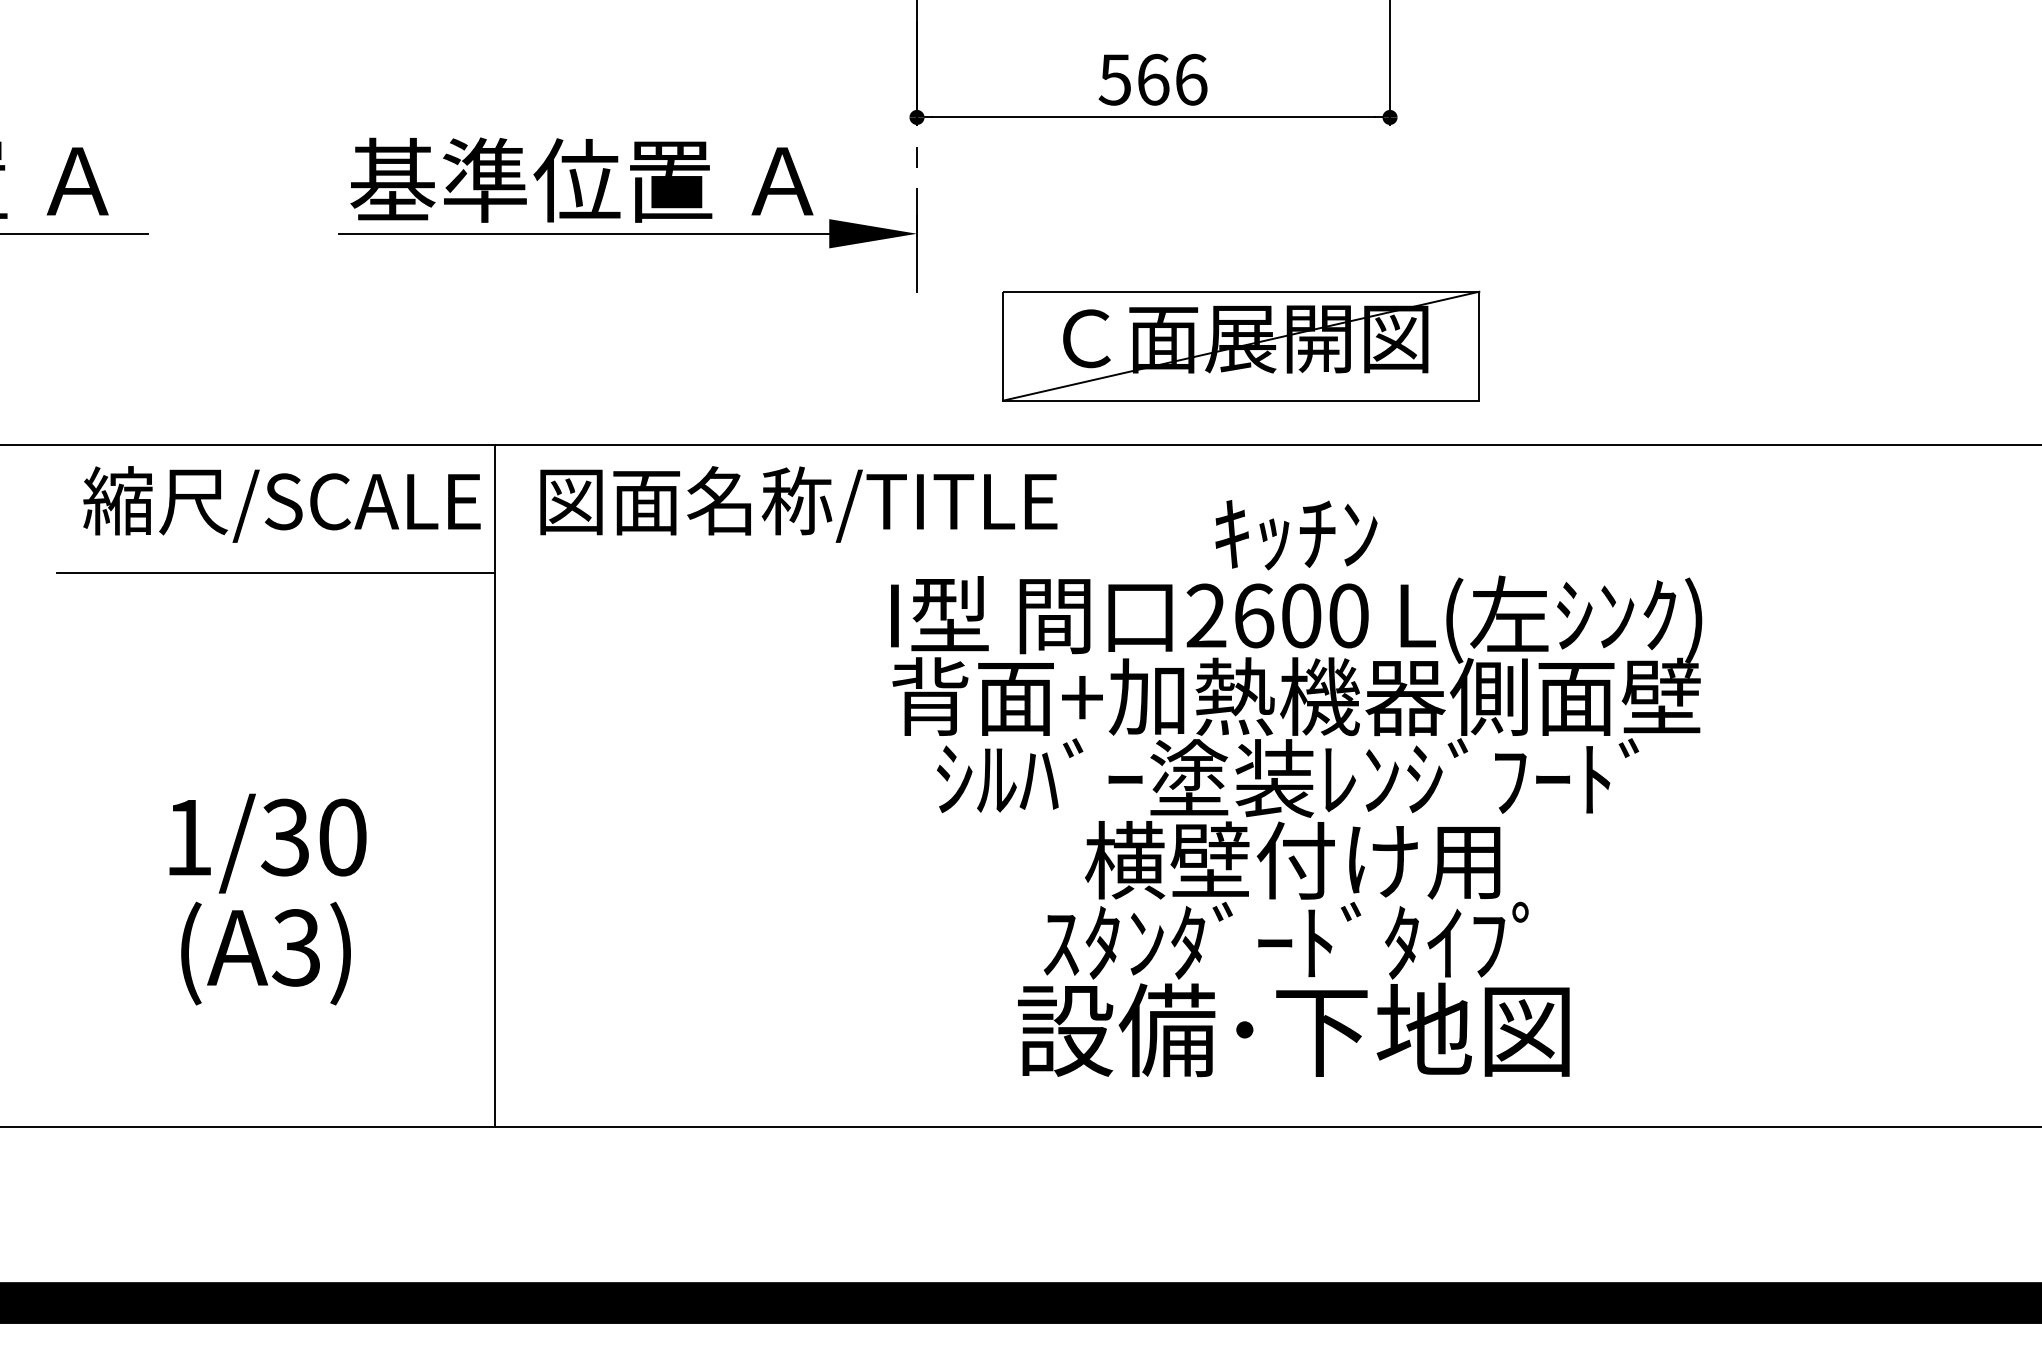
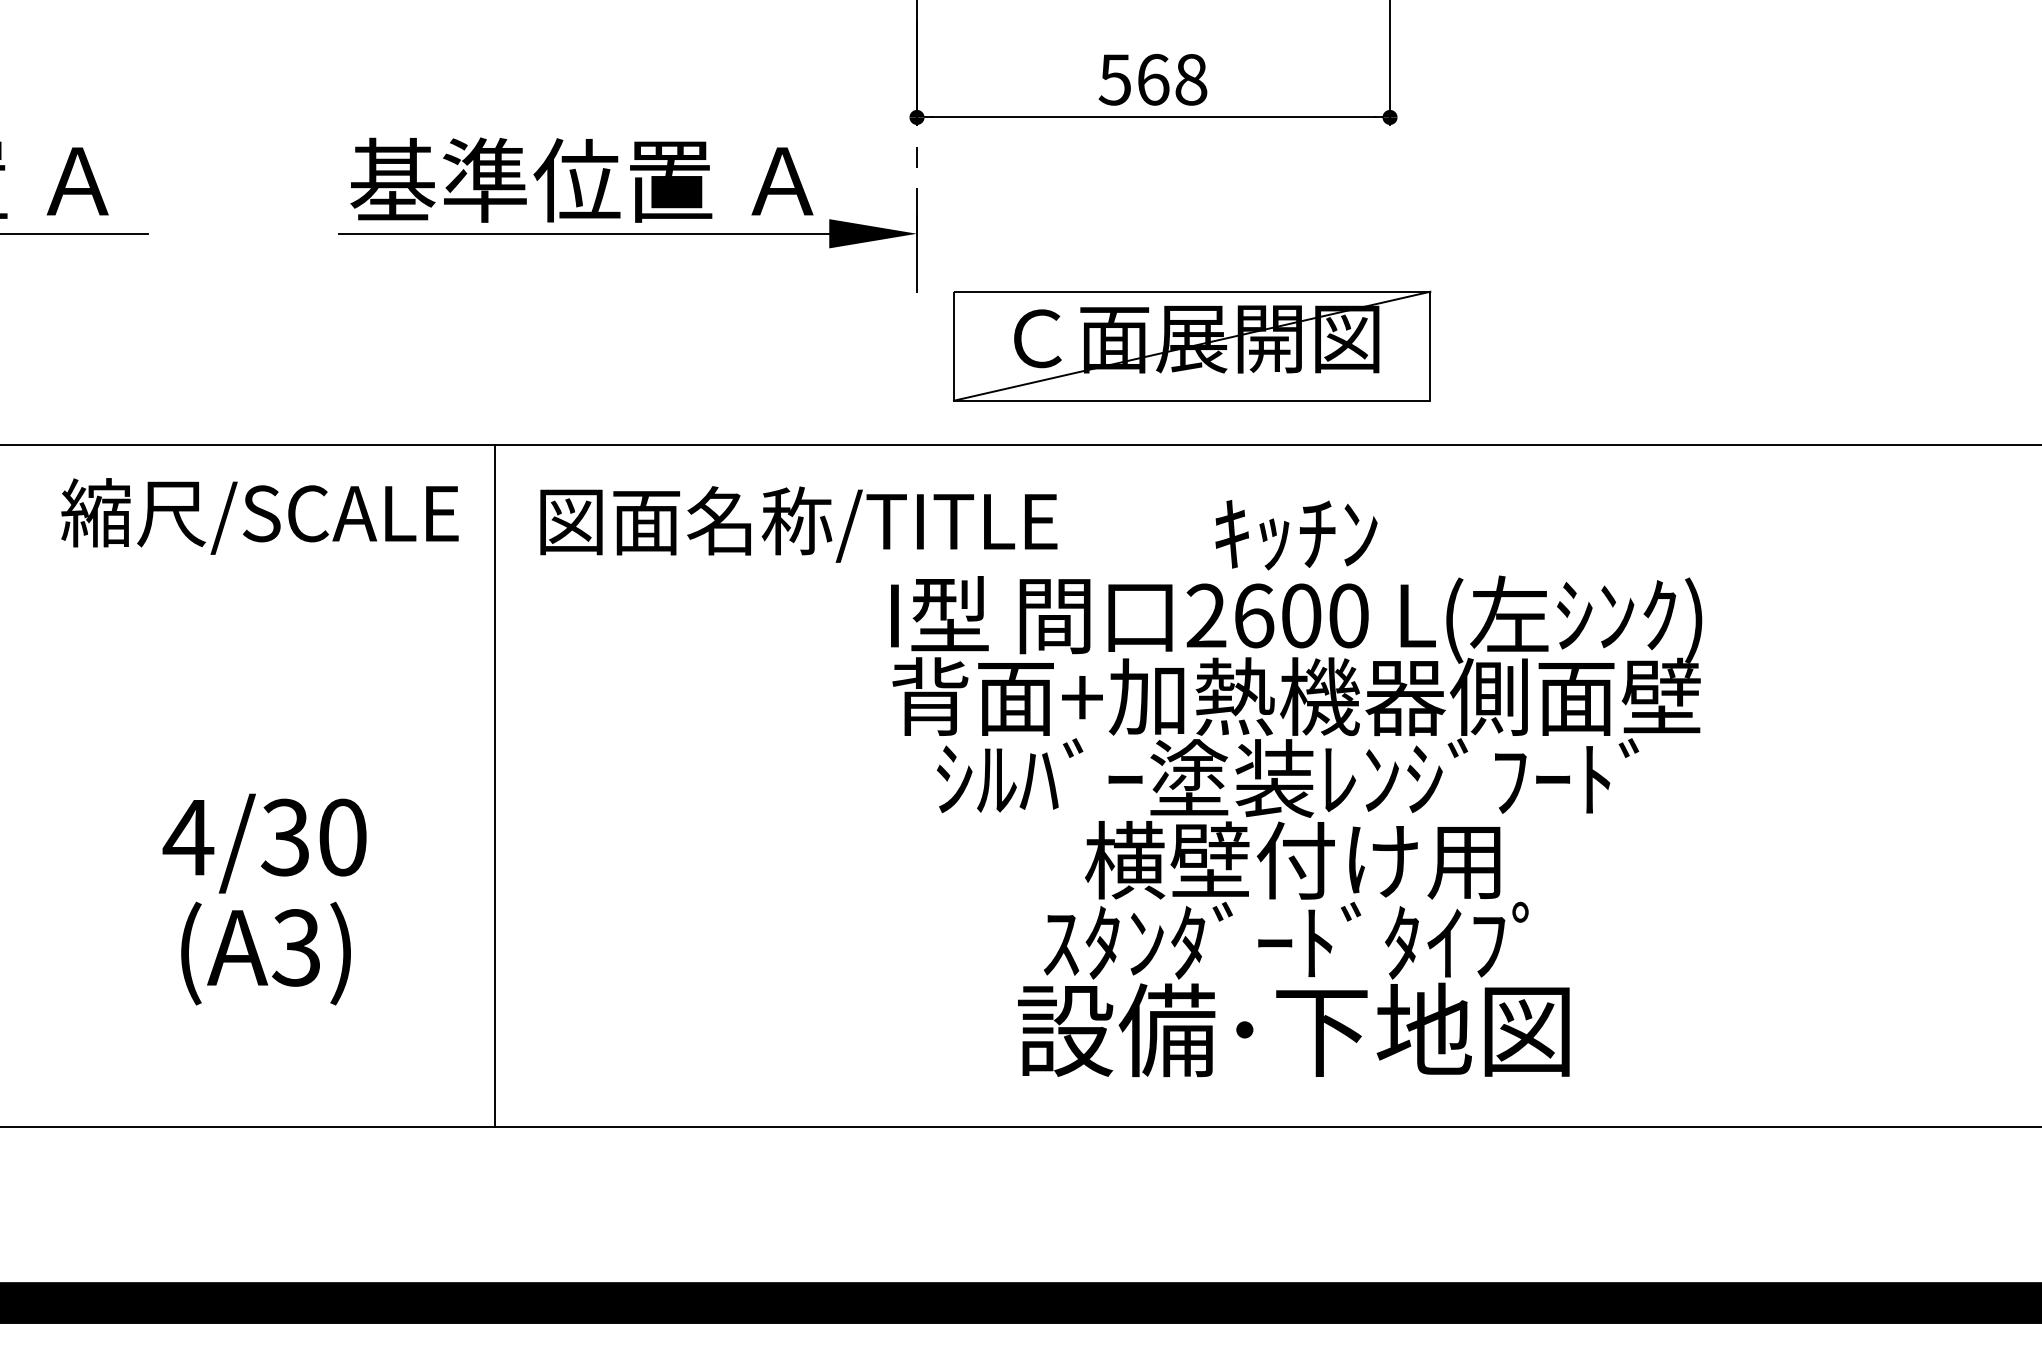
text: 566 -> 568 (1191, 79)
part position: (1241, 345) -> (1192, 345) (1192, 345)
text position: (281, 504) -> (259, 516) (259, 516)
text position: (798, 504) -> (798, 524) (798, 524)
line: present -> none (275, 573)
text: 1/30 -> 4/30 (188, 837)
